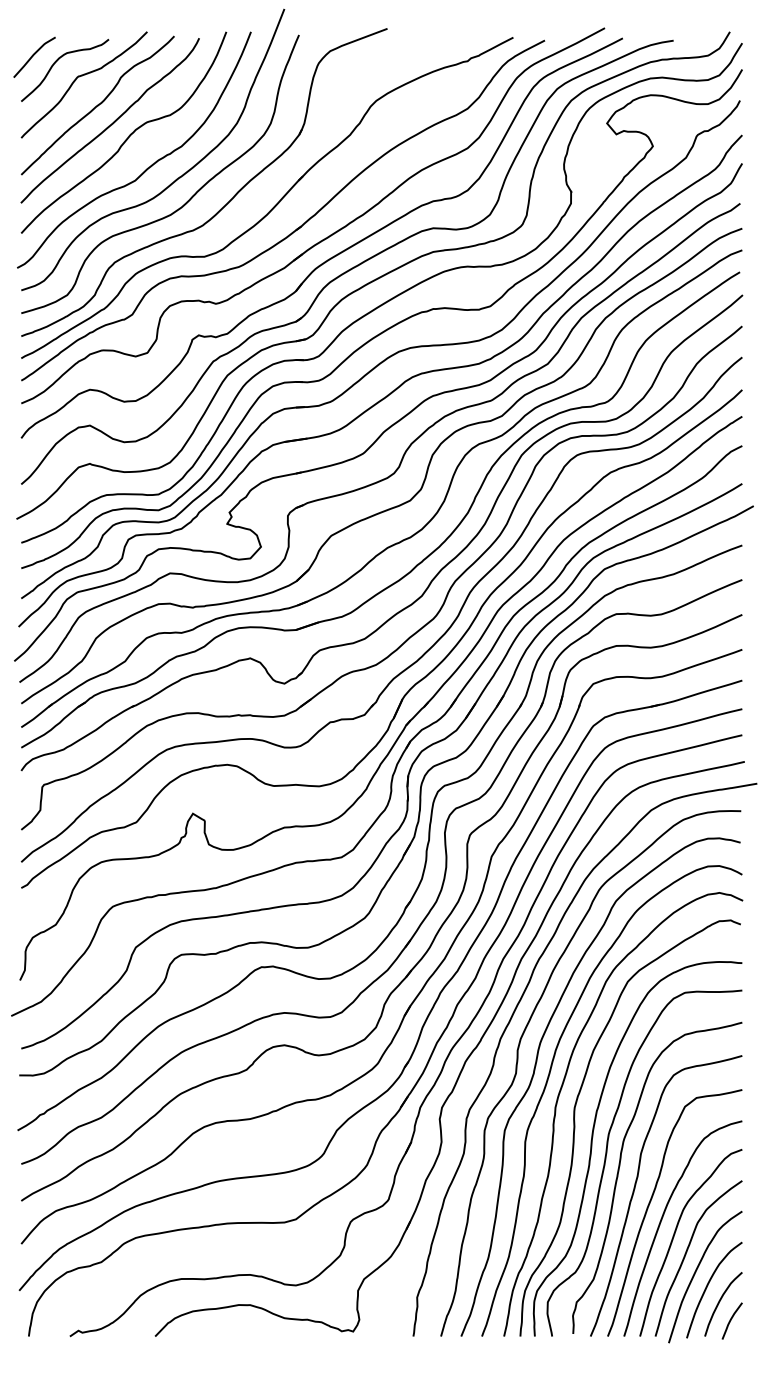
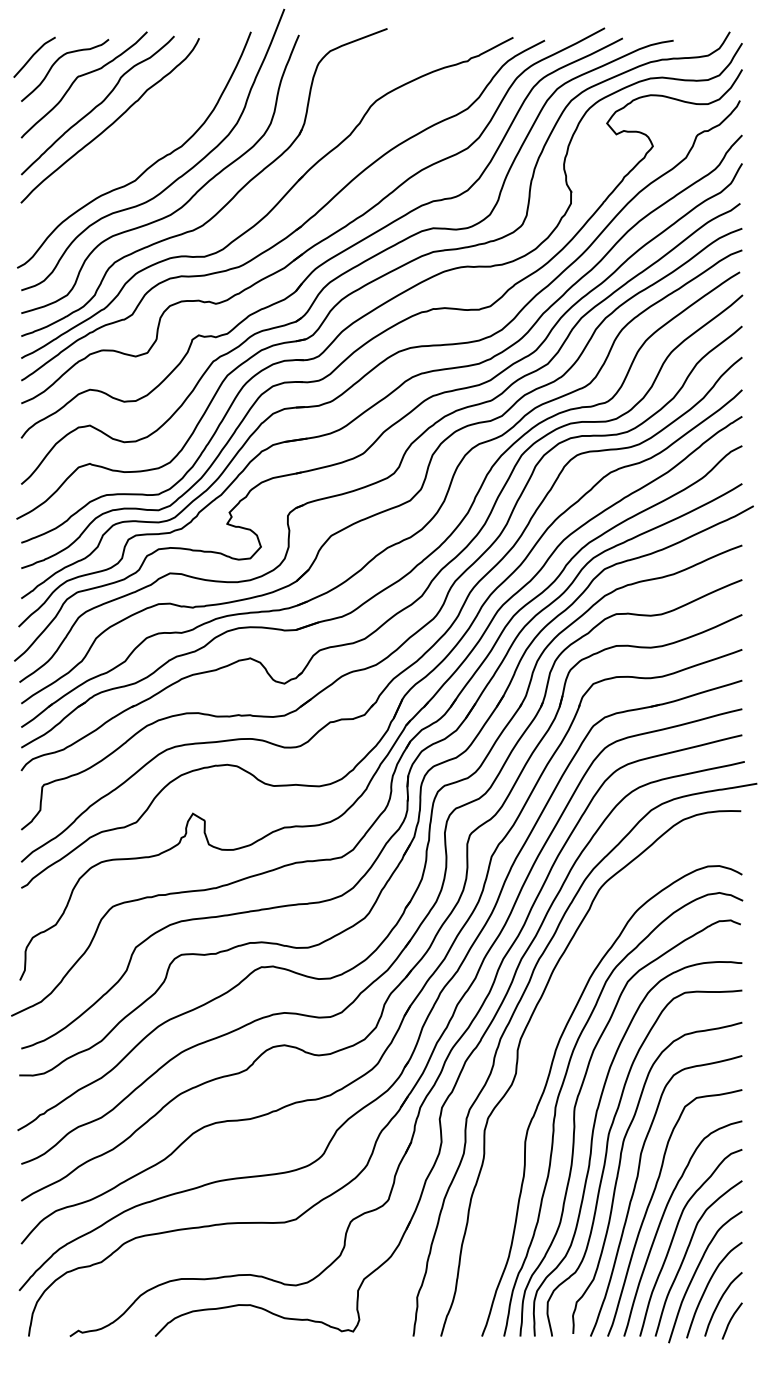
curve: present -> none (128, 135)
curve: present -> none (534, 1075)
